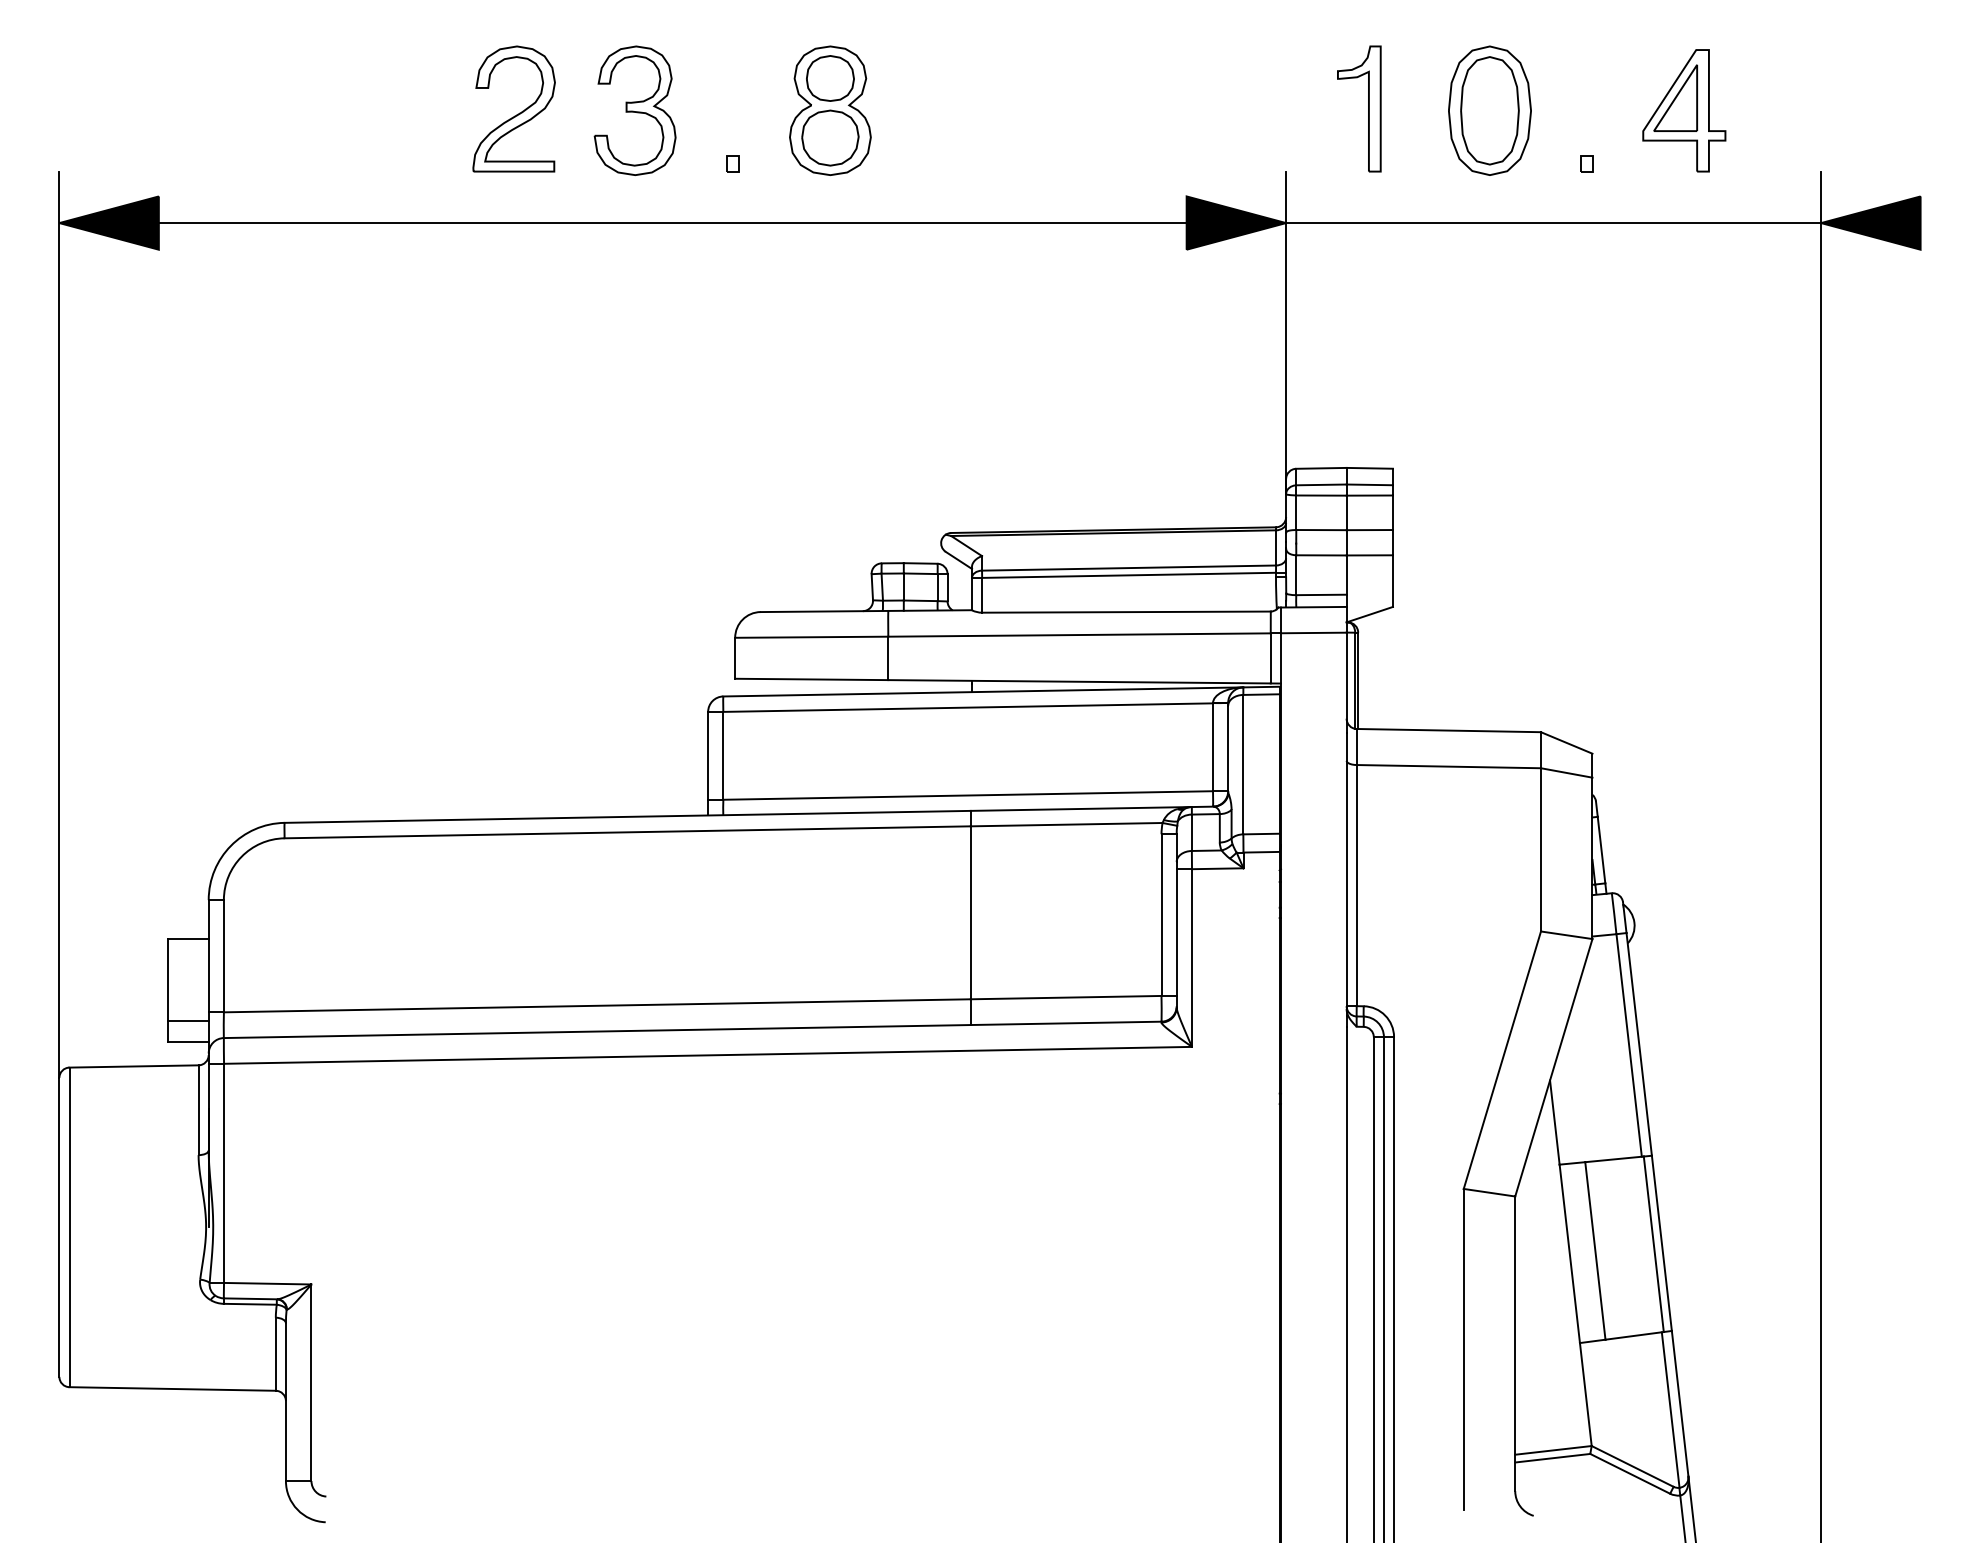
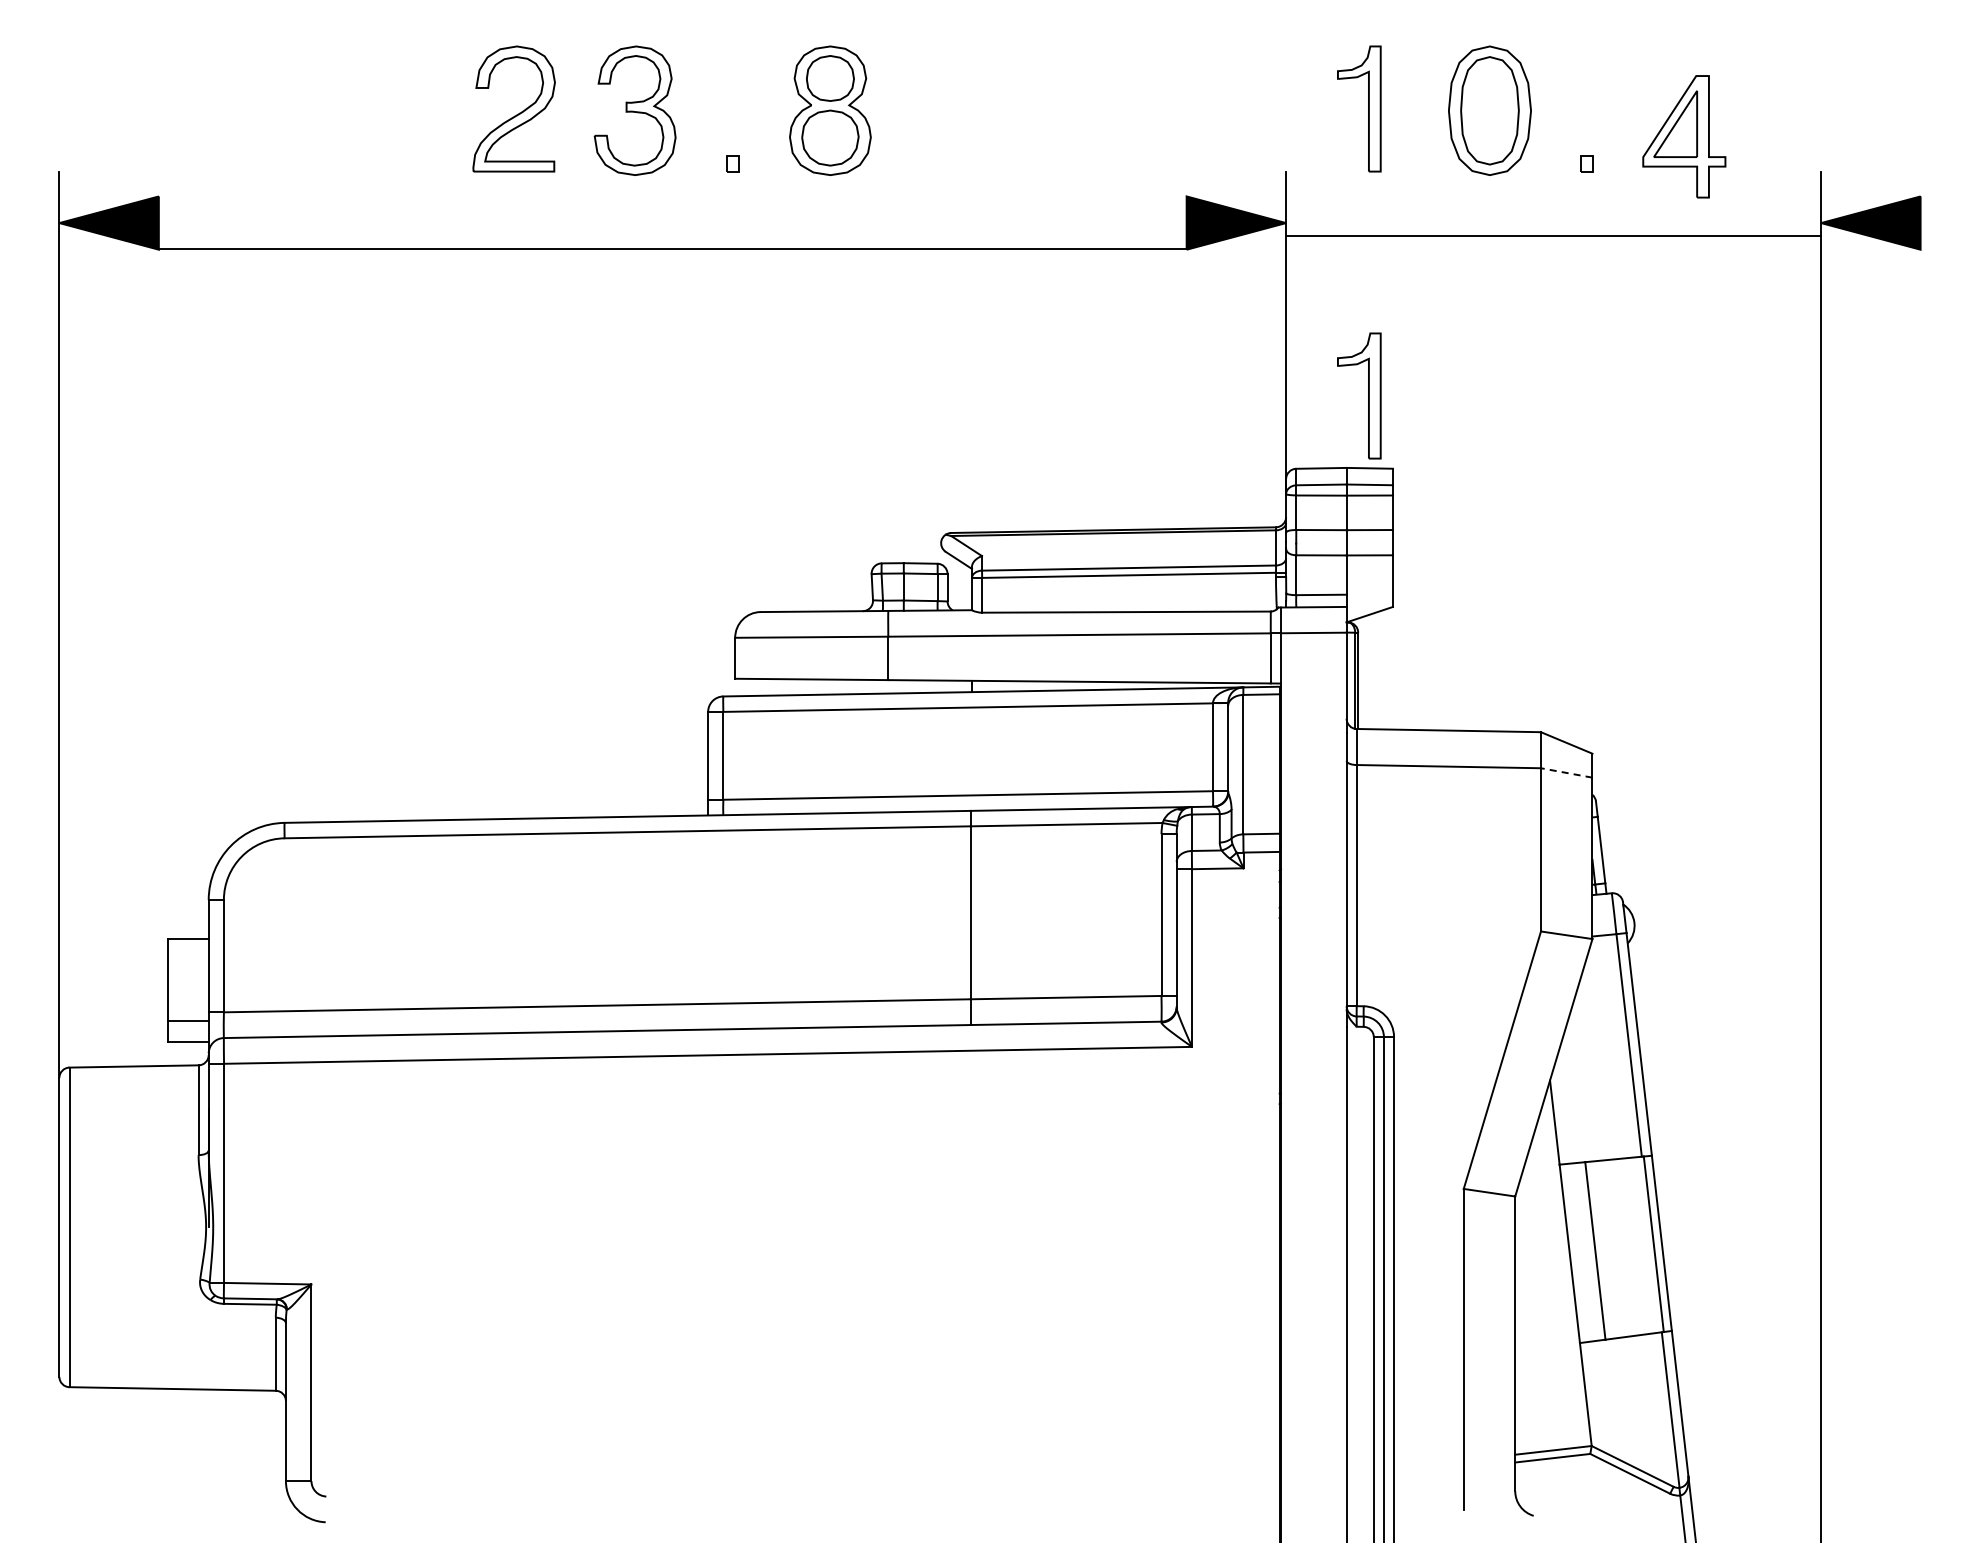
part position: (1684, 110) -> (1684, 136) (1684, 136)
line position: (672, 223) -> (672, 249) (672, 249)
line position: (1553, 223) -> (1553, 236) (1553, 236)
part: none -> present (1368, 395)
line: solid -> dashed (1566, 772)
